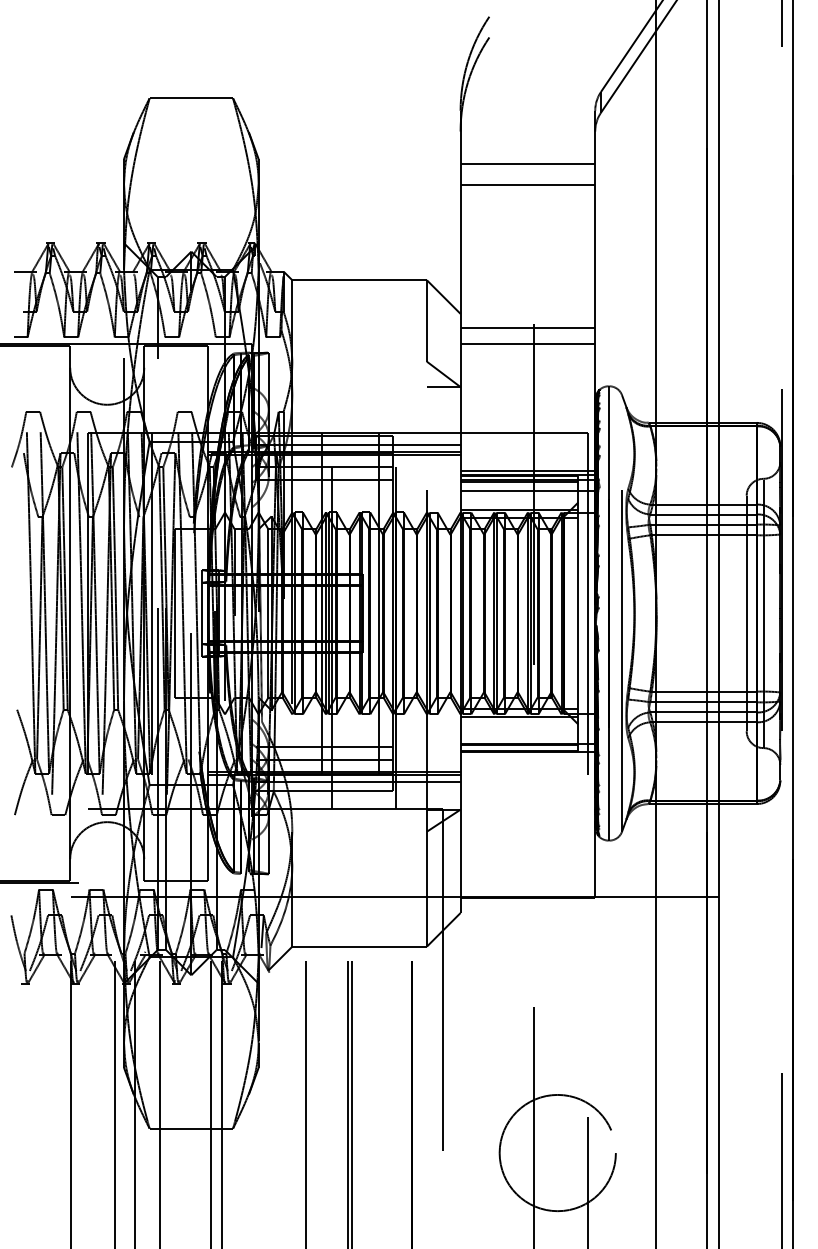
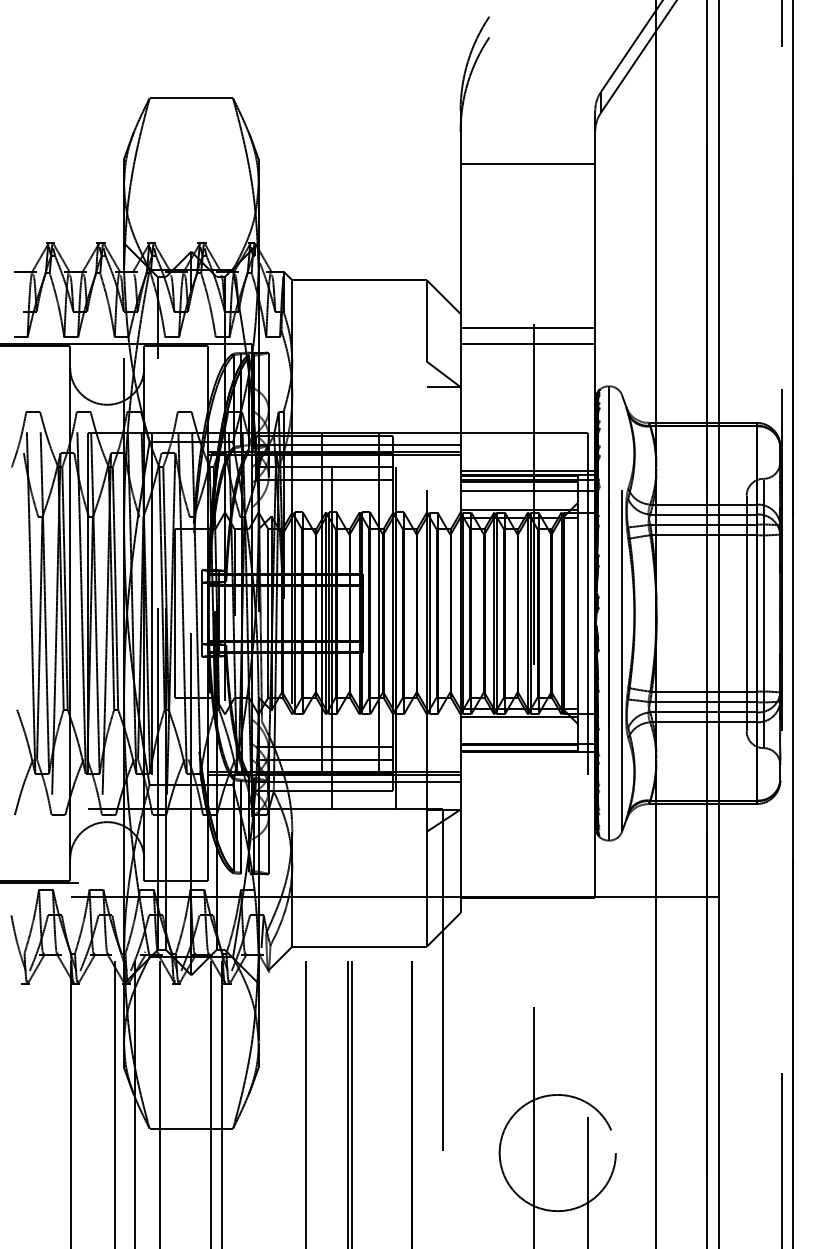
line: present -> none (527, 184)
